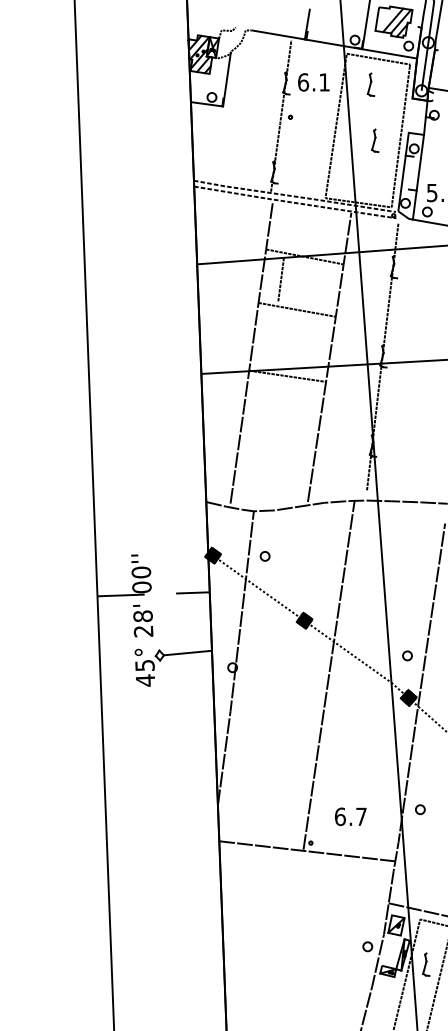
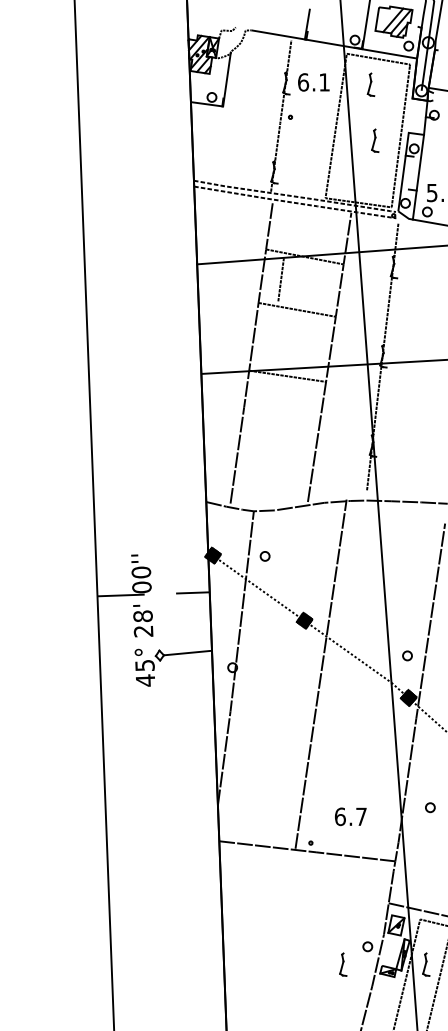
line position: (328, 674) -> (320, 673) (320, 673)
part position: (420, 809) -> (430, 807) (430, 807)
part: none -> present (343, 964)
